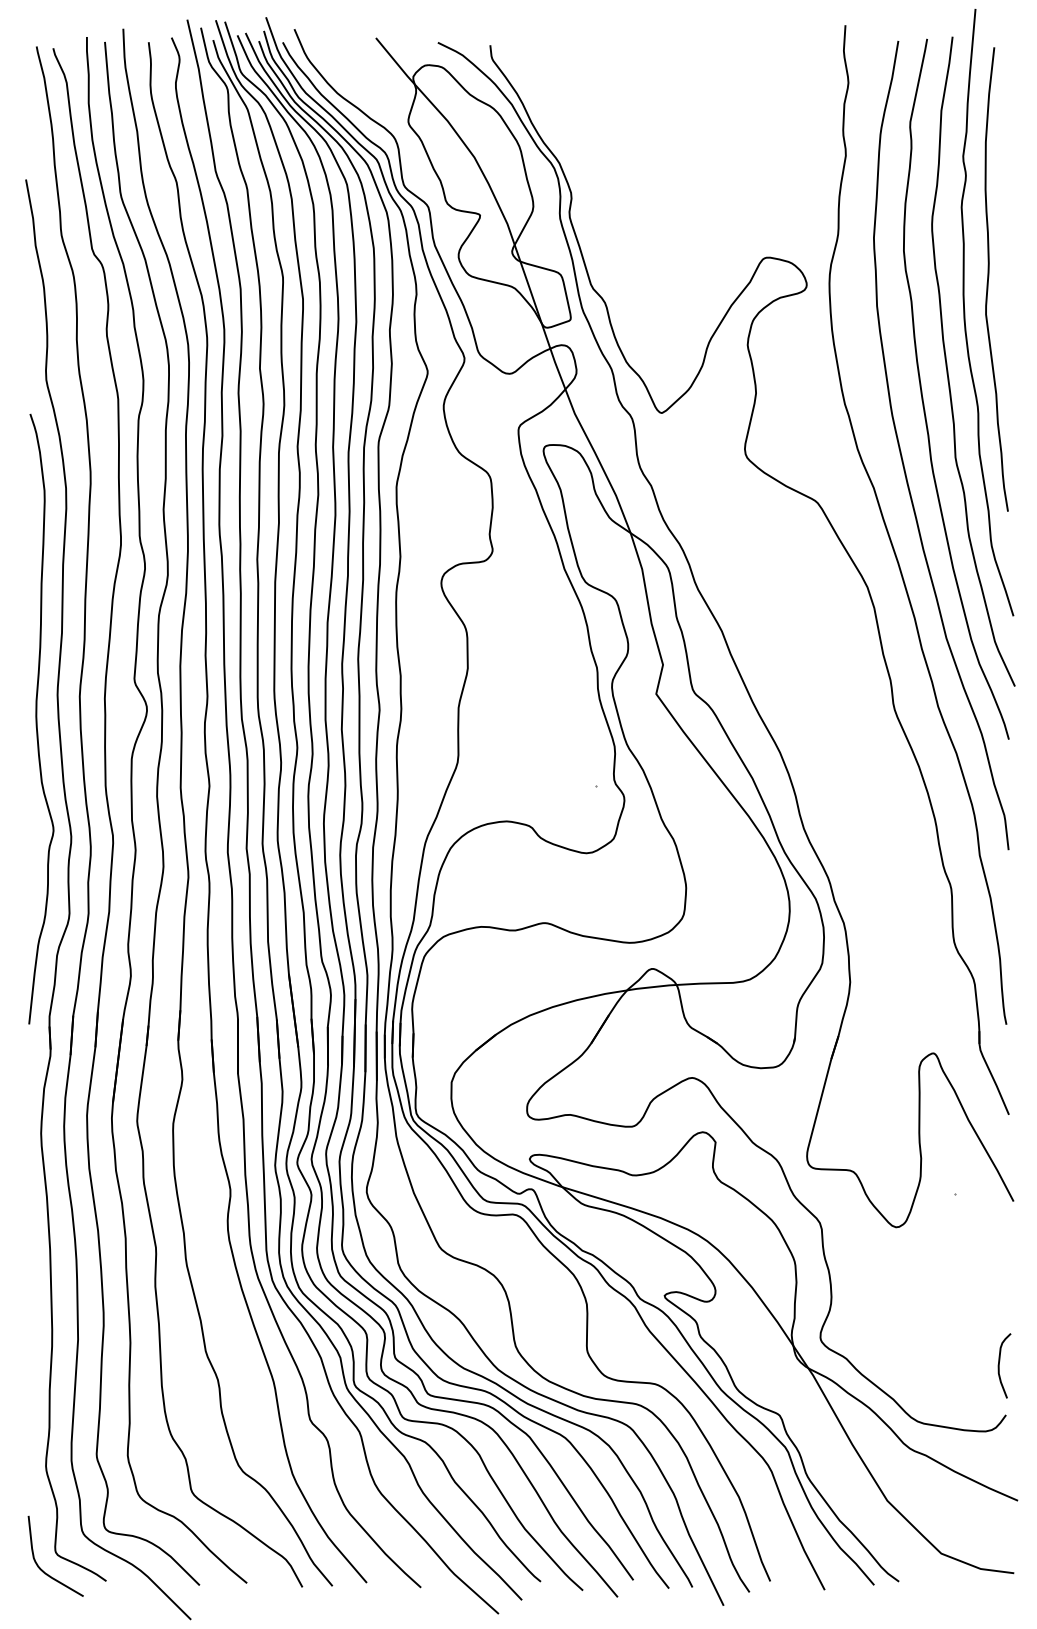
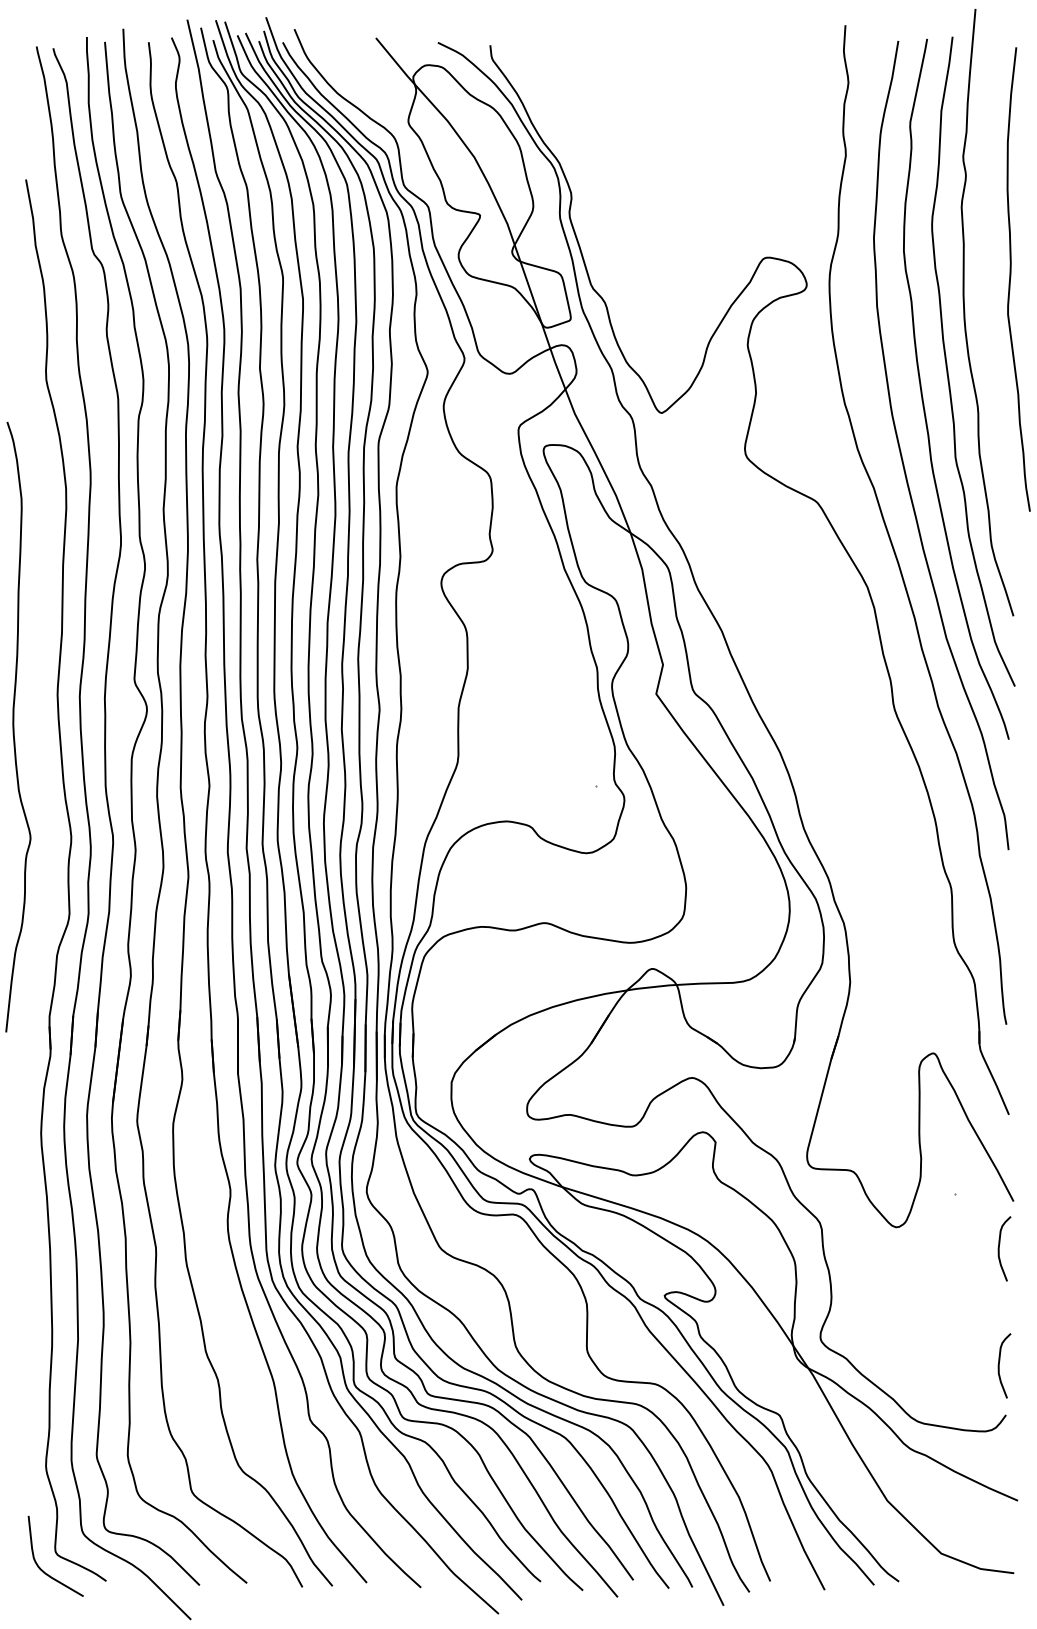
curve position: (989, 277) -> (1011, 277) (1011, 277)
curve position: (37, 718) -> (14, 726) (14, 726)
curve: none -> present (999, 1248)
